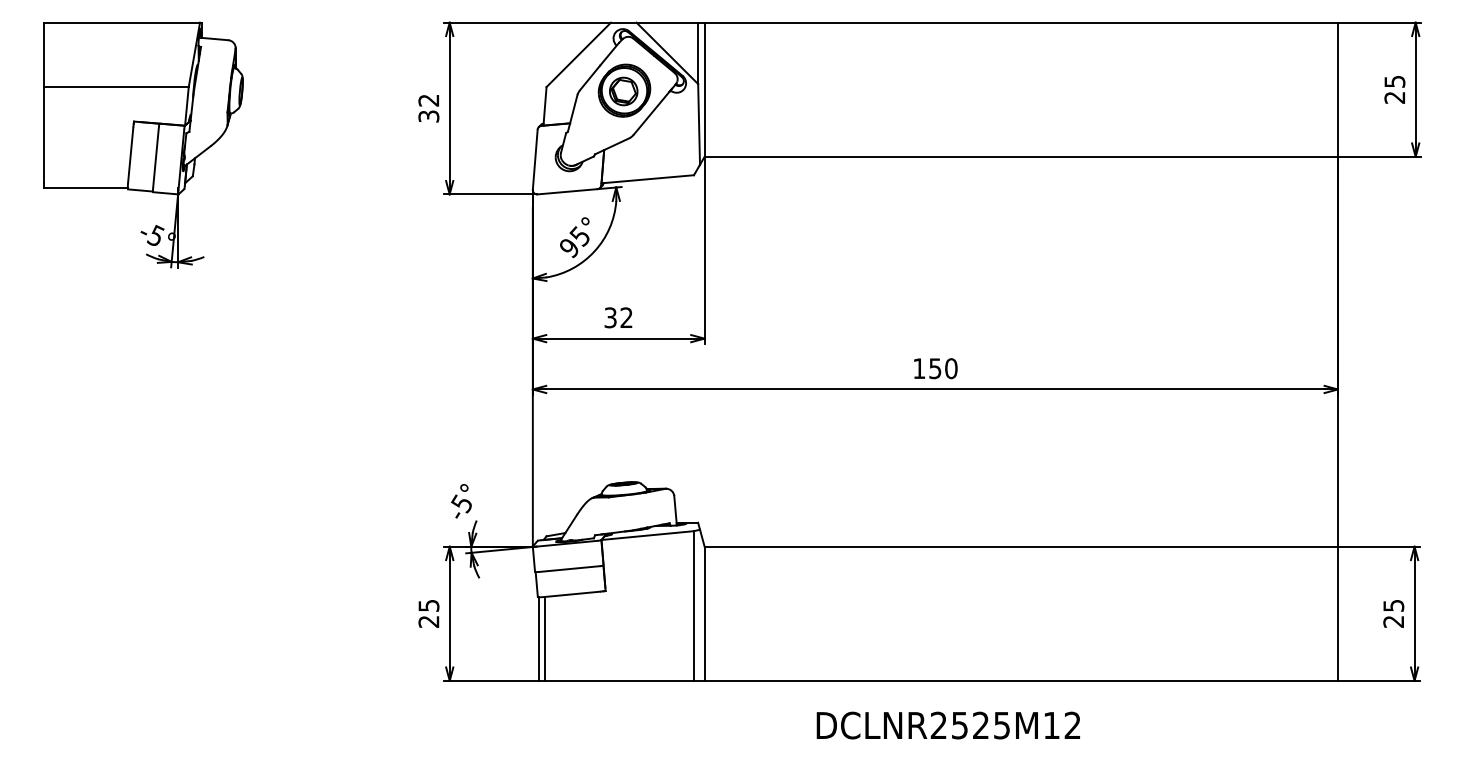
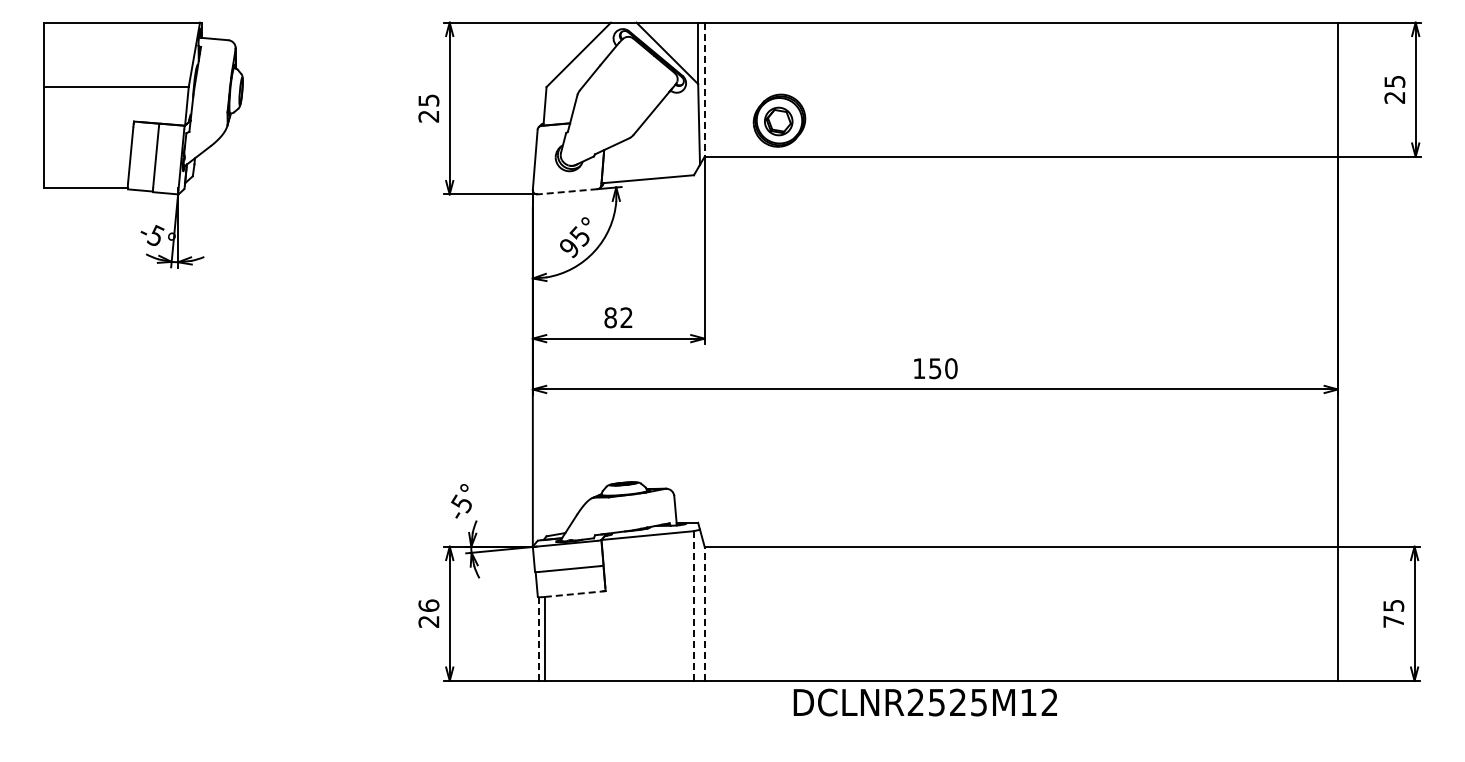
part position: (624, 90) -> (779, 120) (779, 120)
line: solid -> dashed (704, 90)
text: 32 -> 25 (428, 108)
line: solid -> dashed (567, 191)
text: 32 -> 82 (610, 317)
line: solid -> dashed (572, 594)
text: 25 -> 26 (428, 605)
line: solid -> dashed (694, 606)
line: solid -> dashed (704, 613)
text: 25 -> 75 (1393, 621)
line: solid -> dashed (538, 639)
text position: (947, 725) -> (924, 702) (924, 702)
